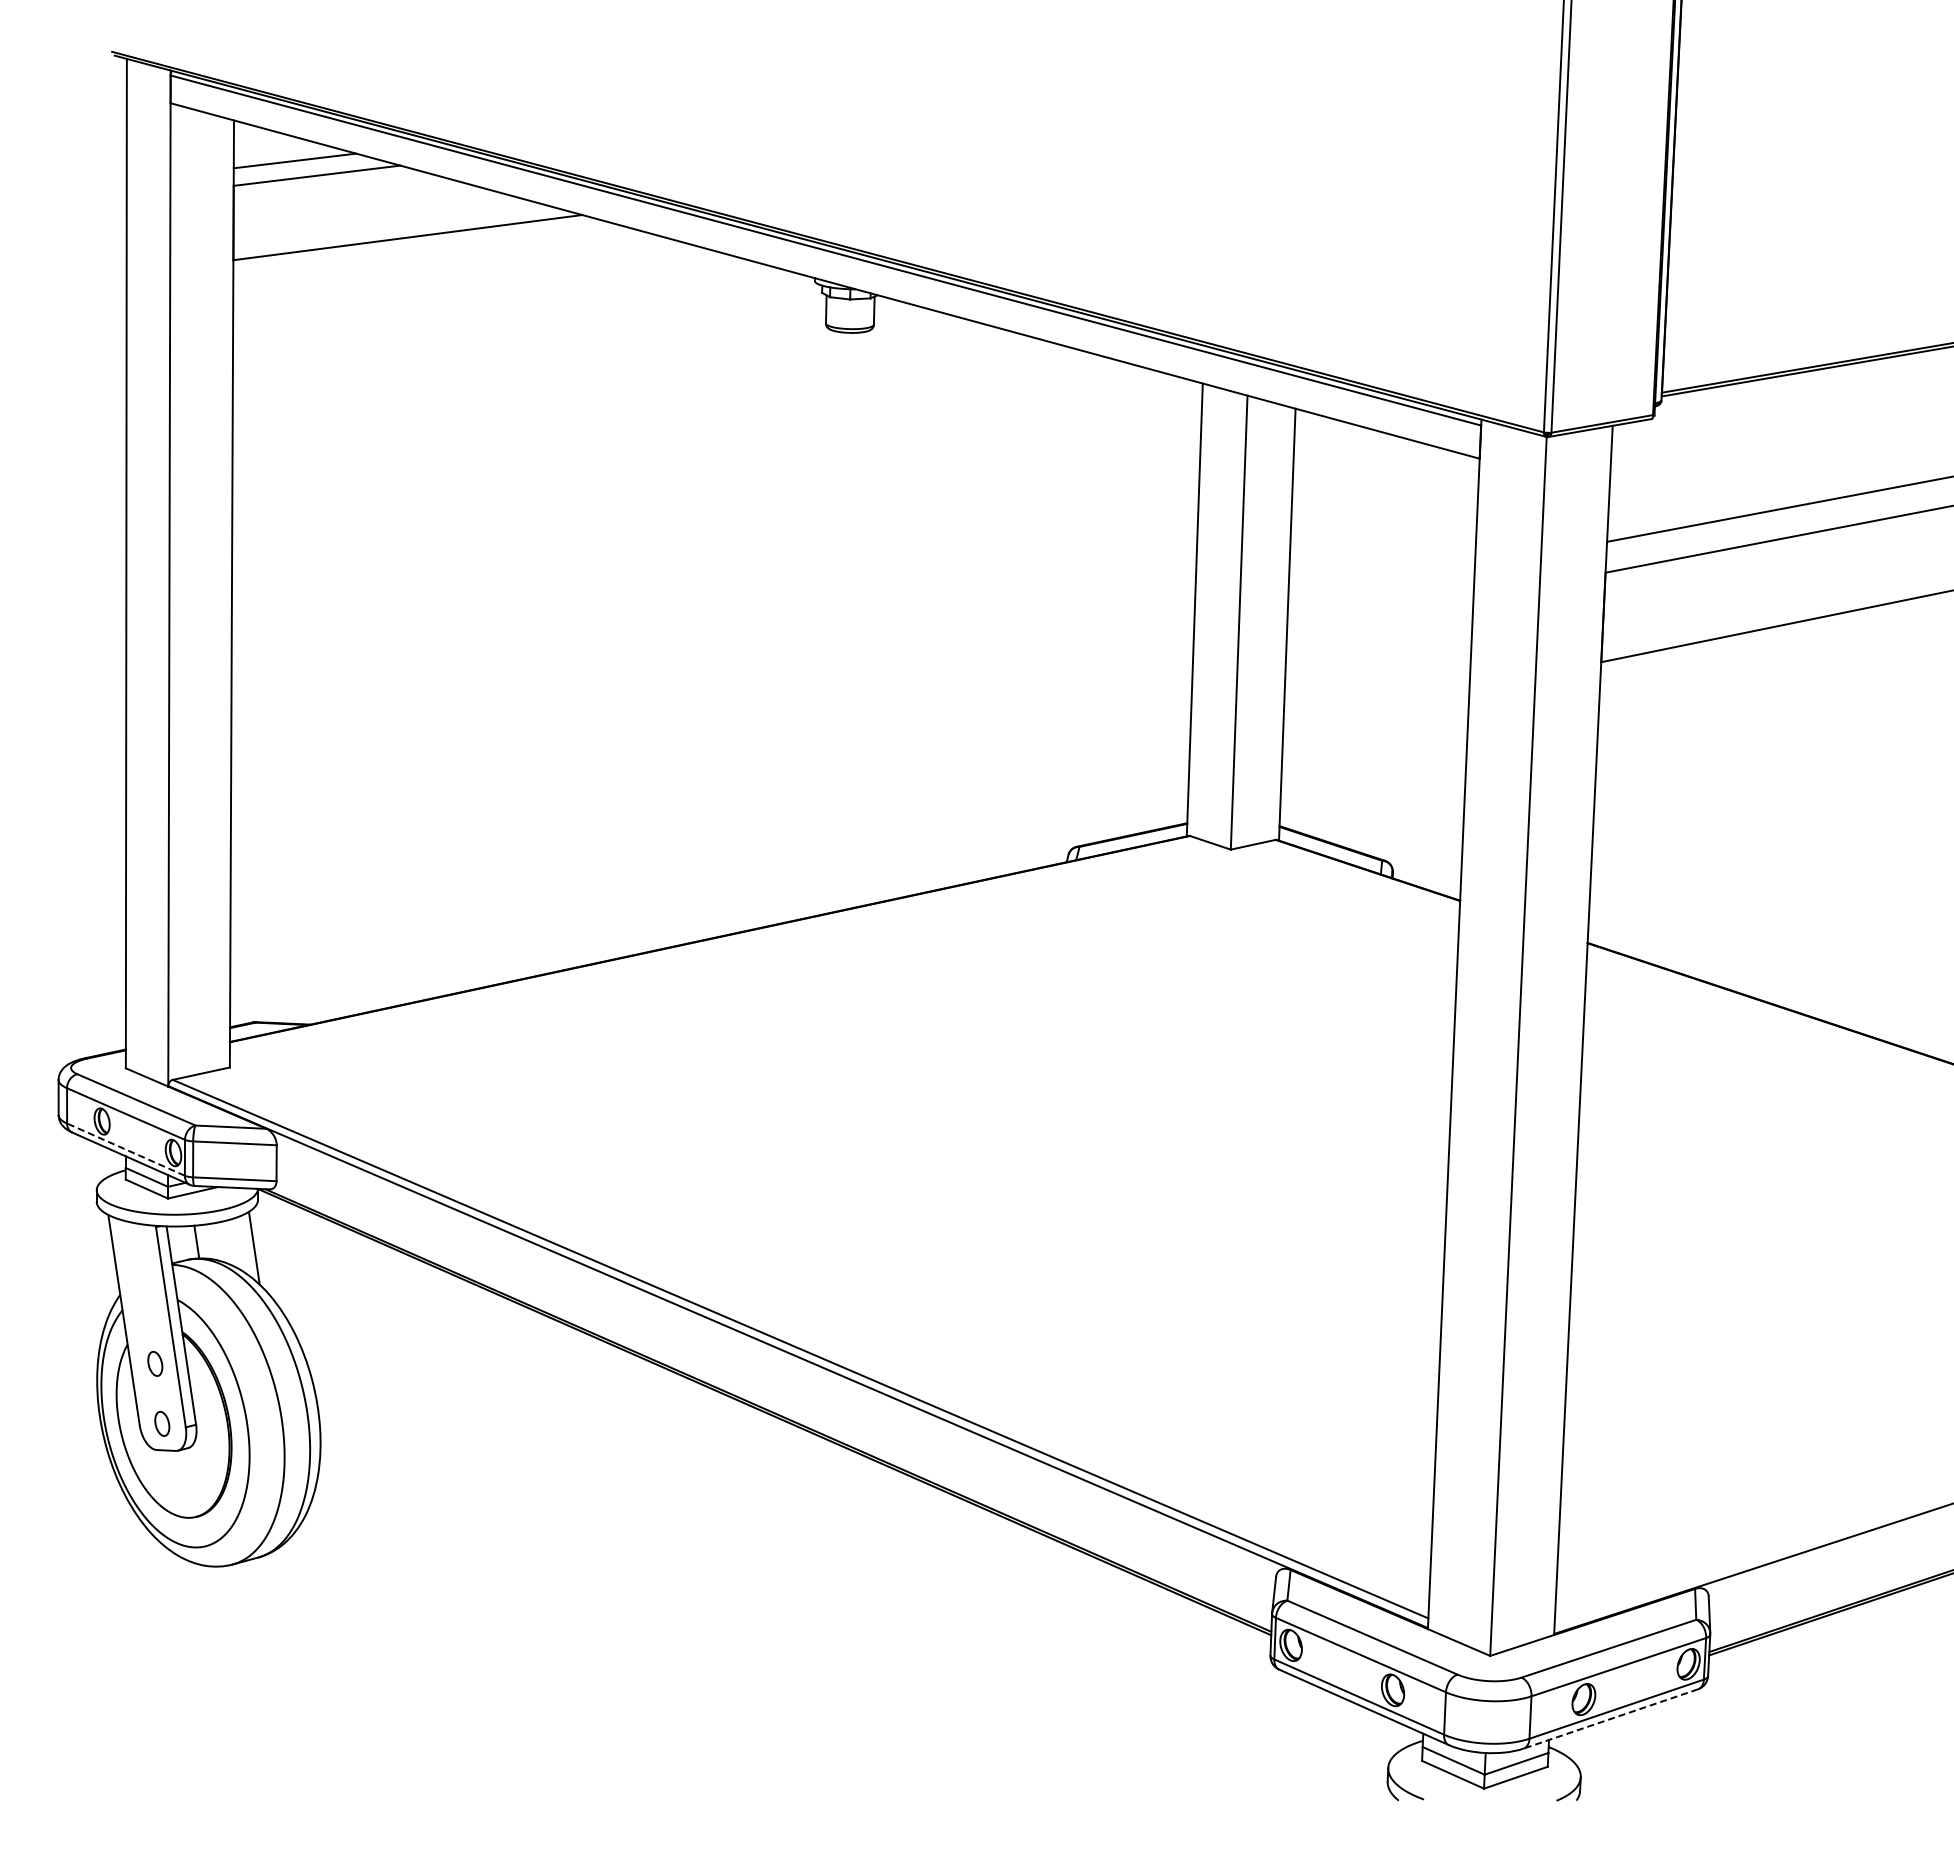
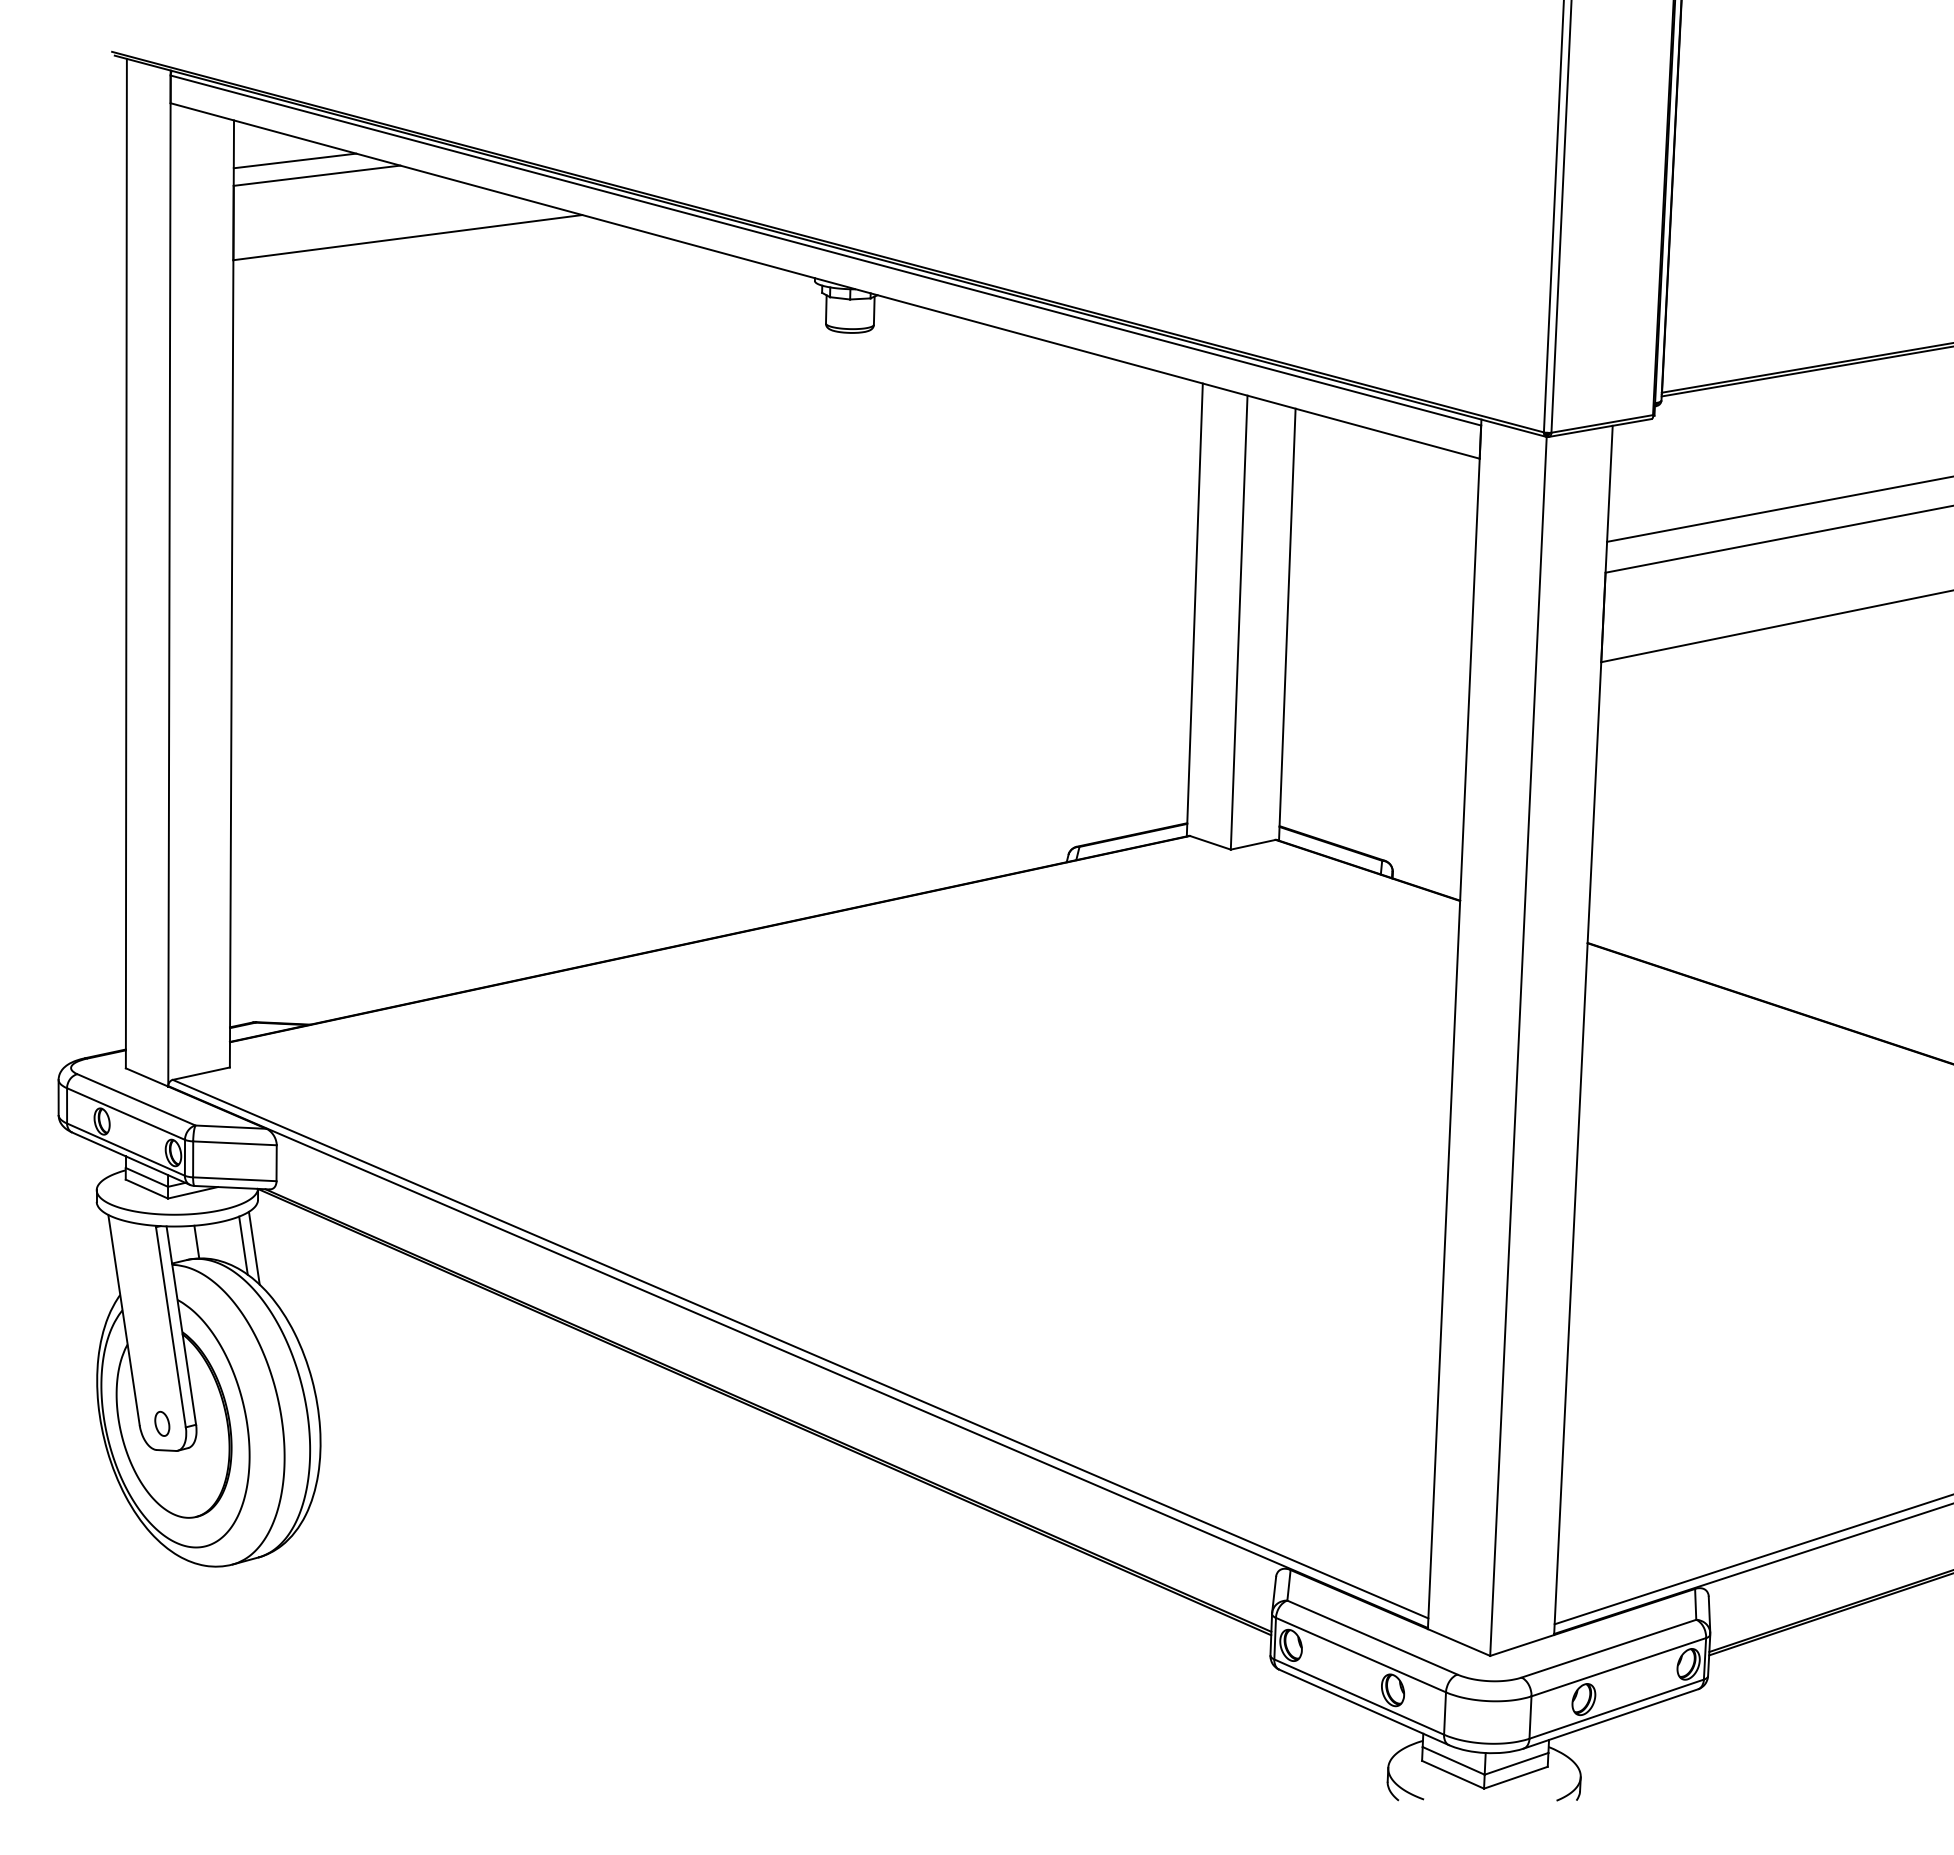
line: dashed -> solid (125, 1149)
line: none -> present (243, 1245)
part: present -> none (155, 1363)
line: none -> present (1752, 1559)
line: dashed -> solid (1610, 1719)
